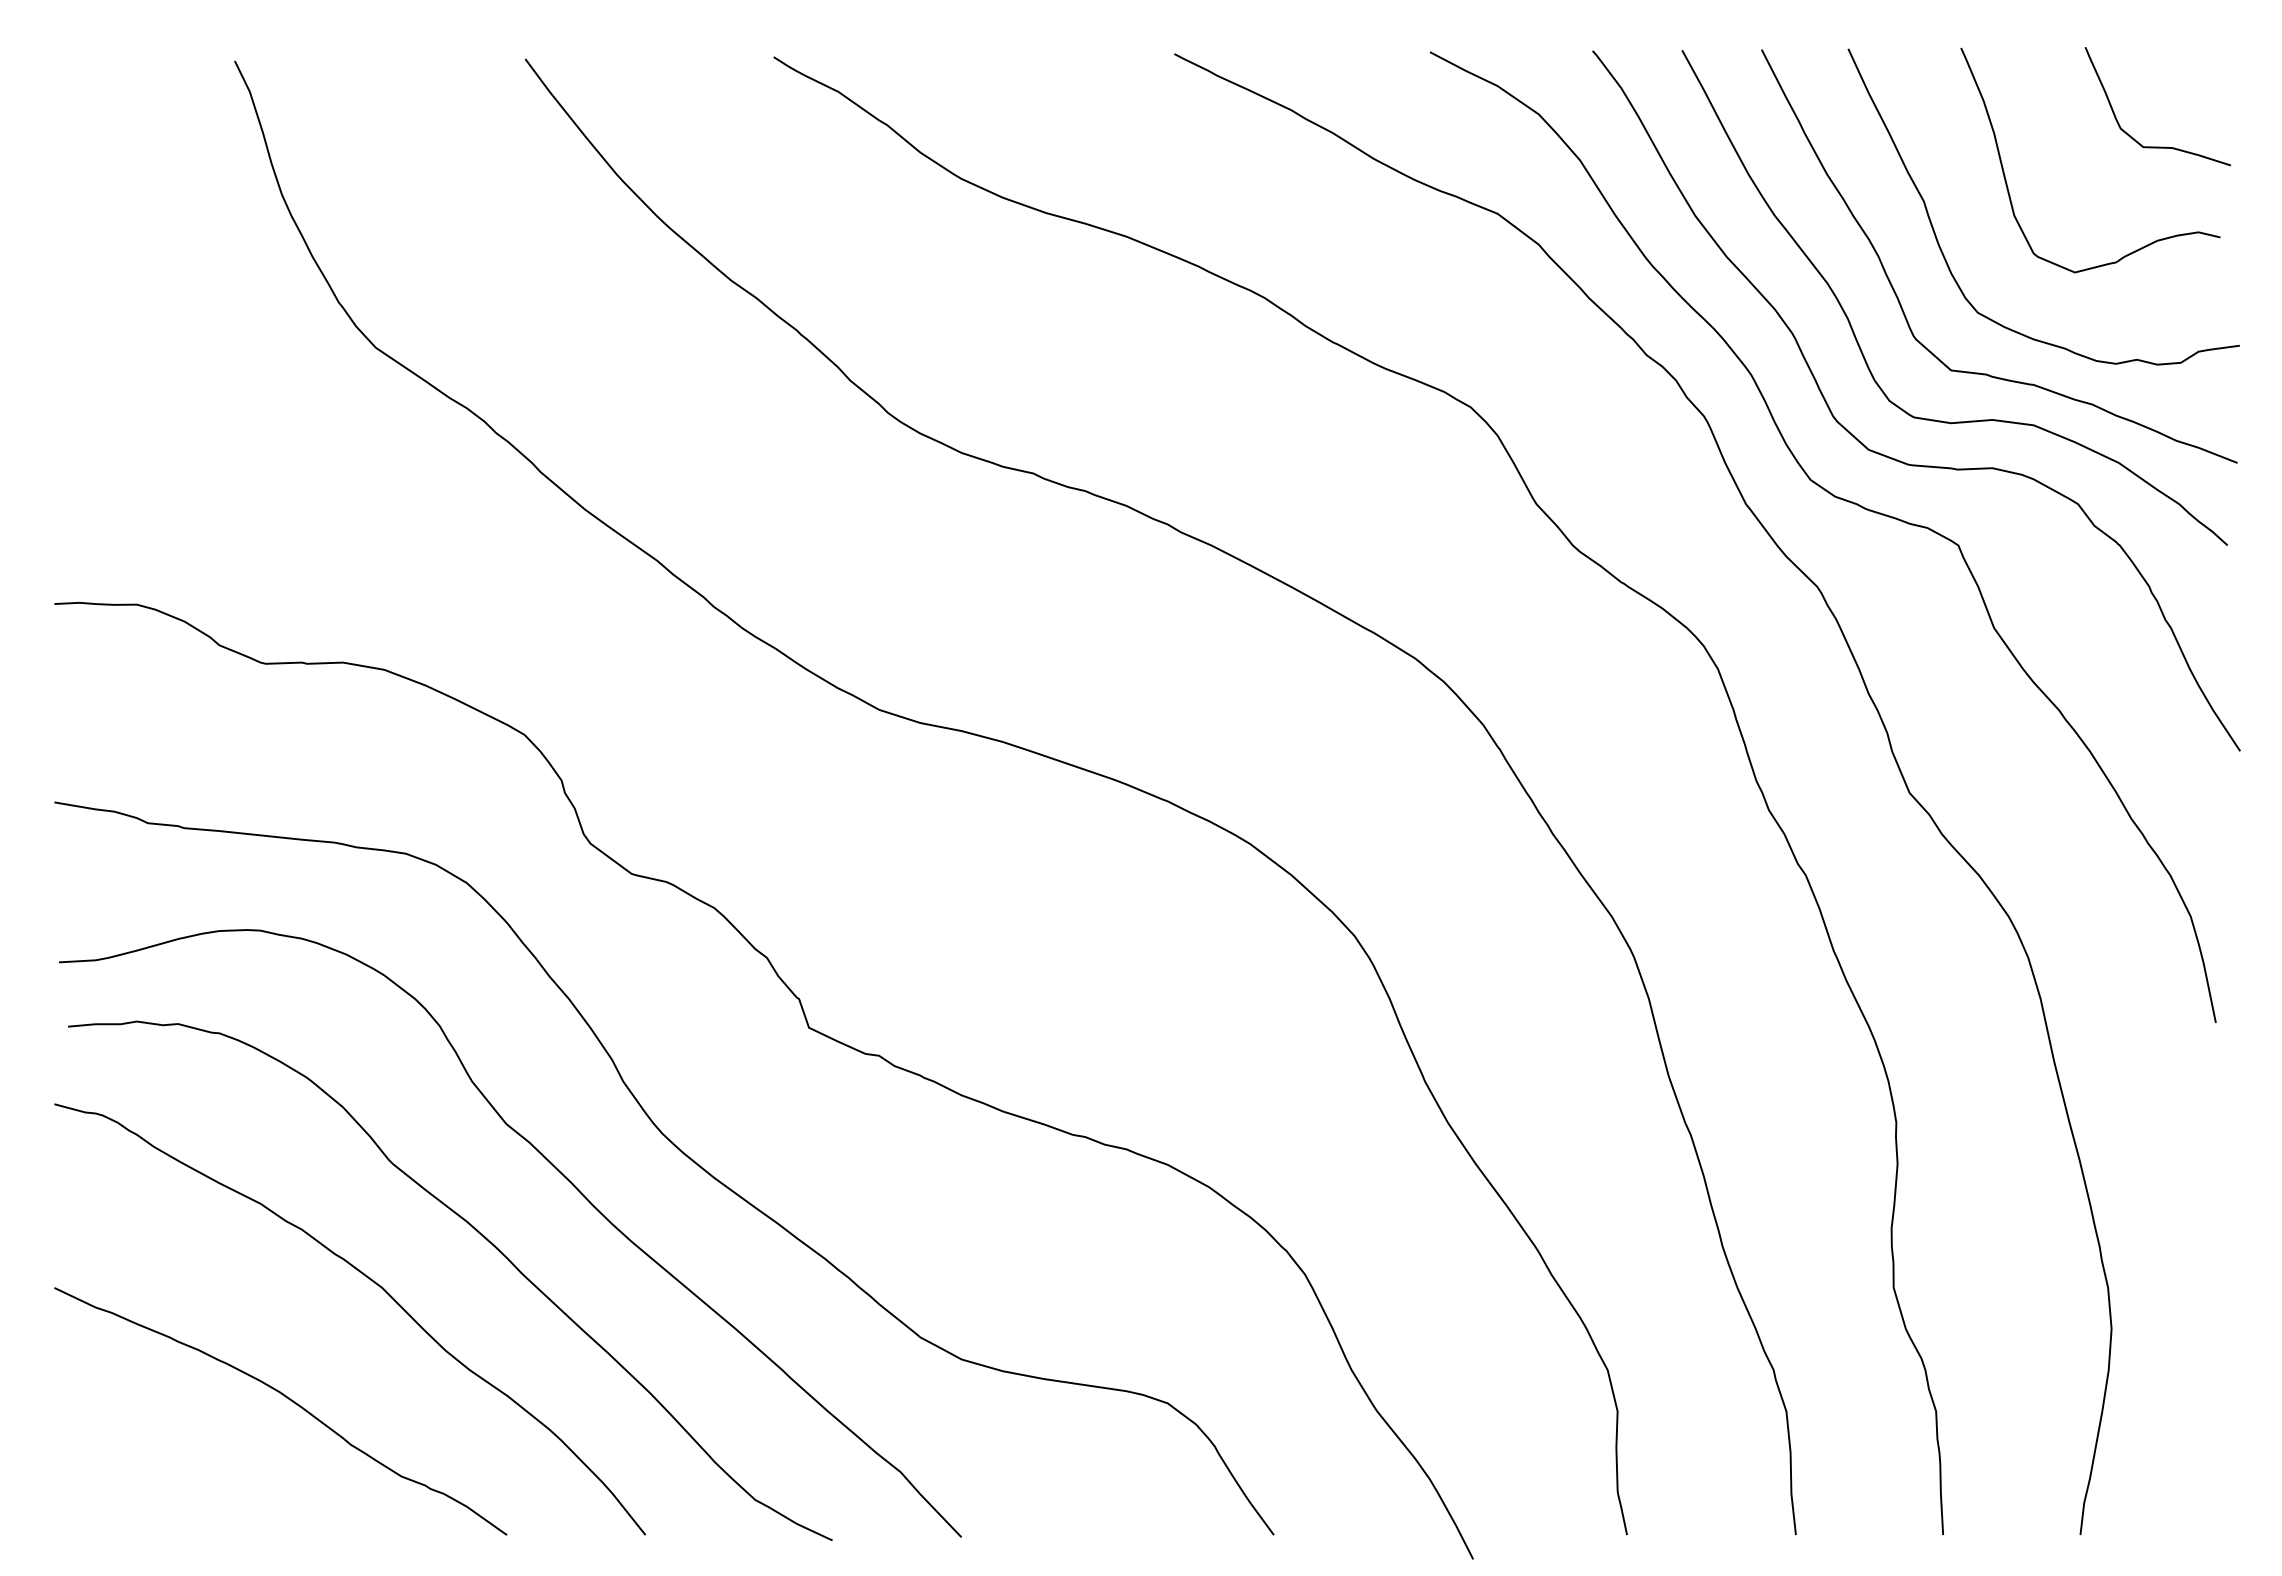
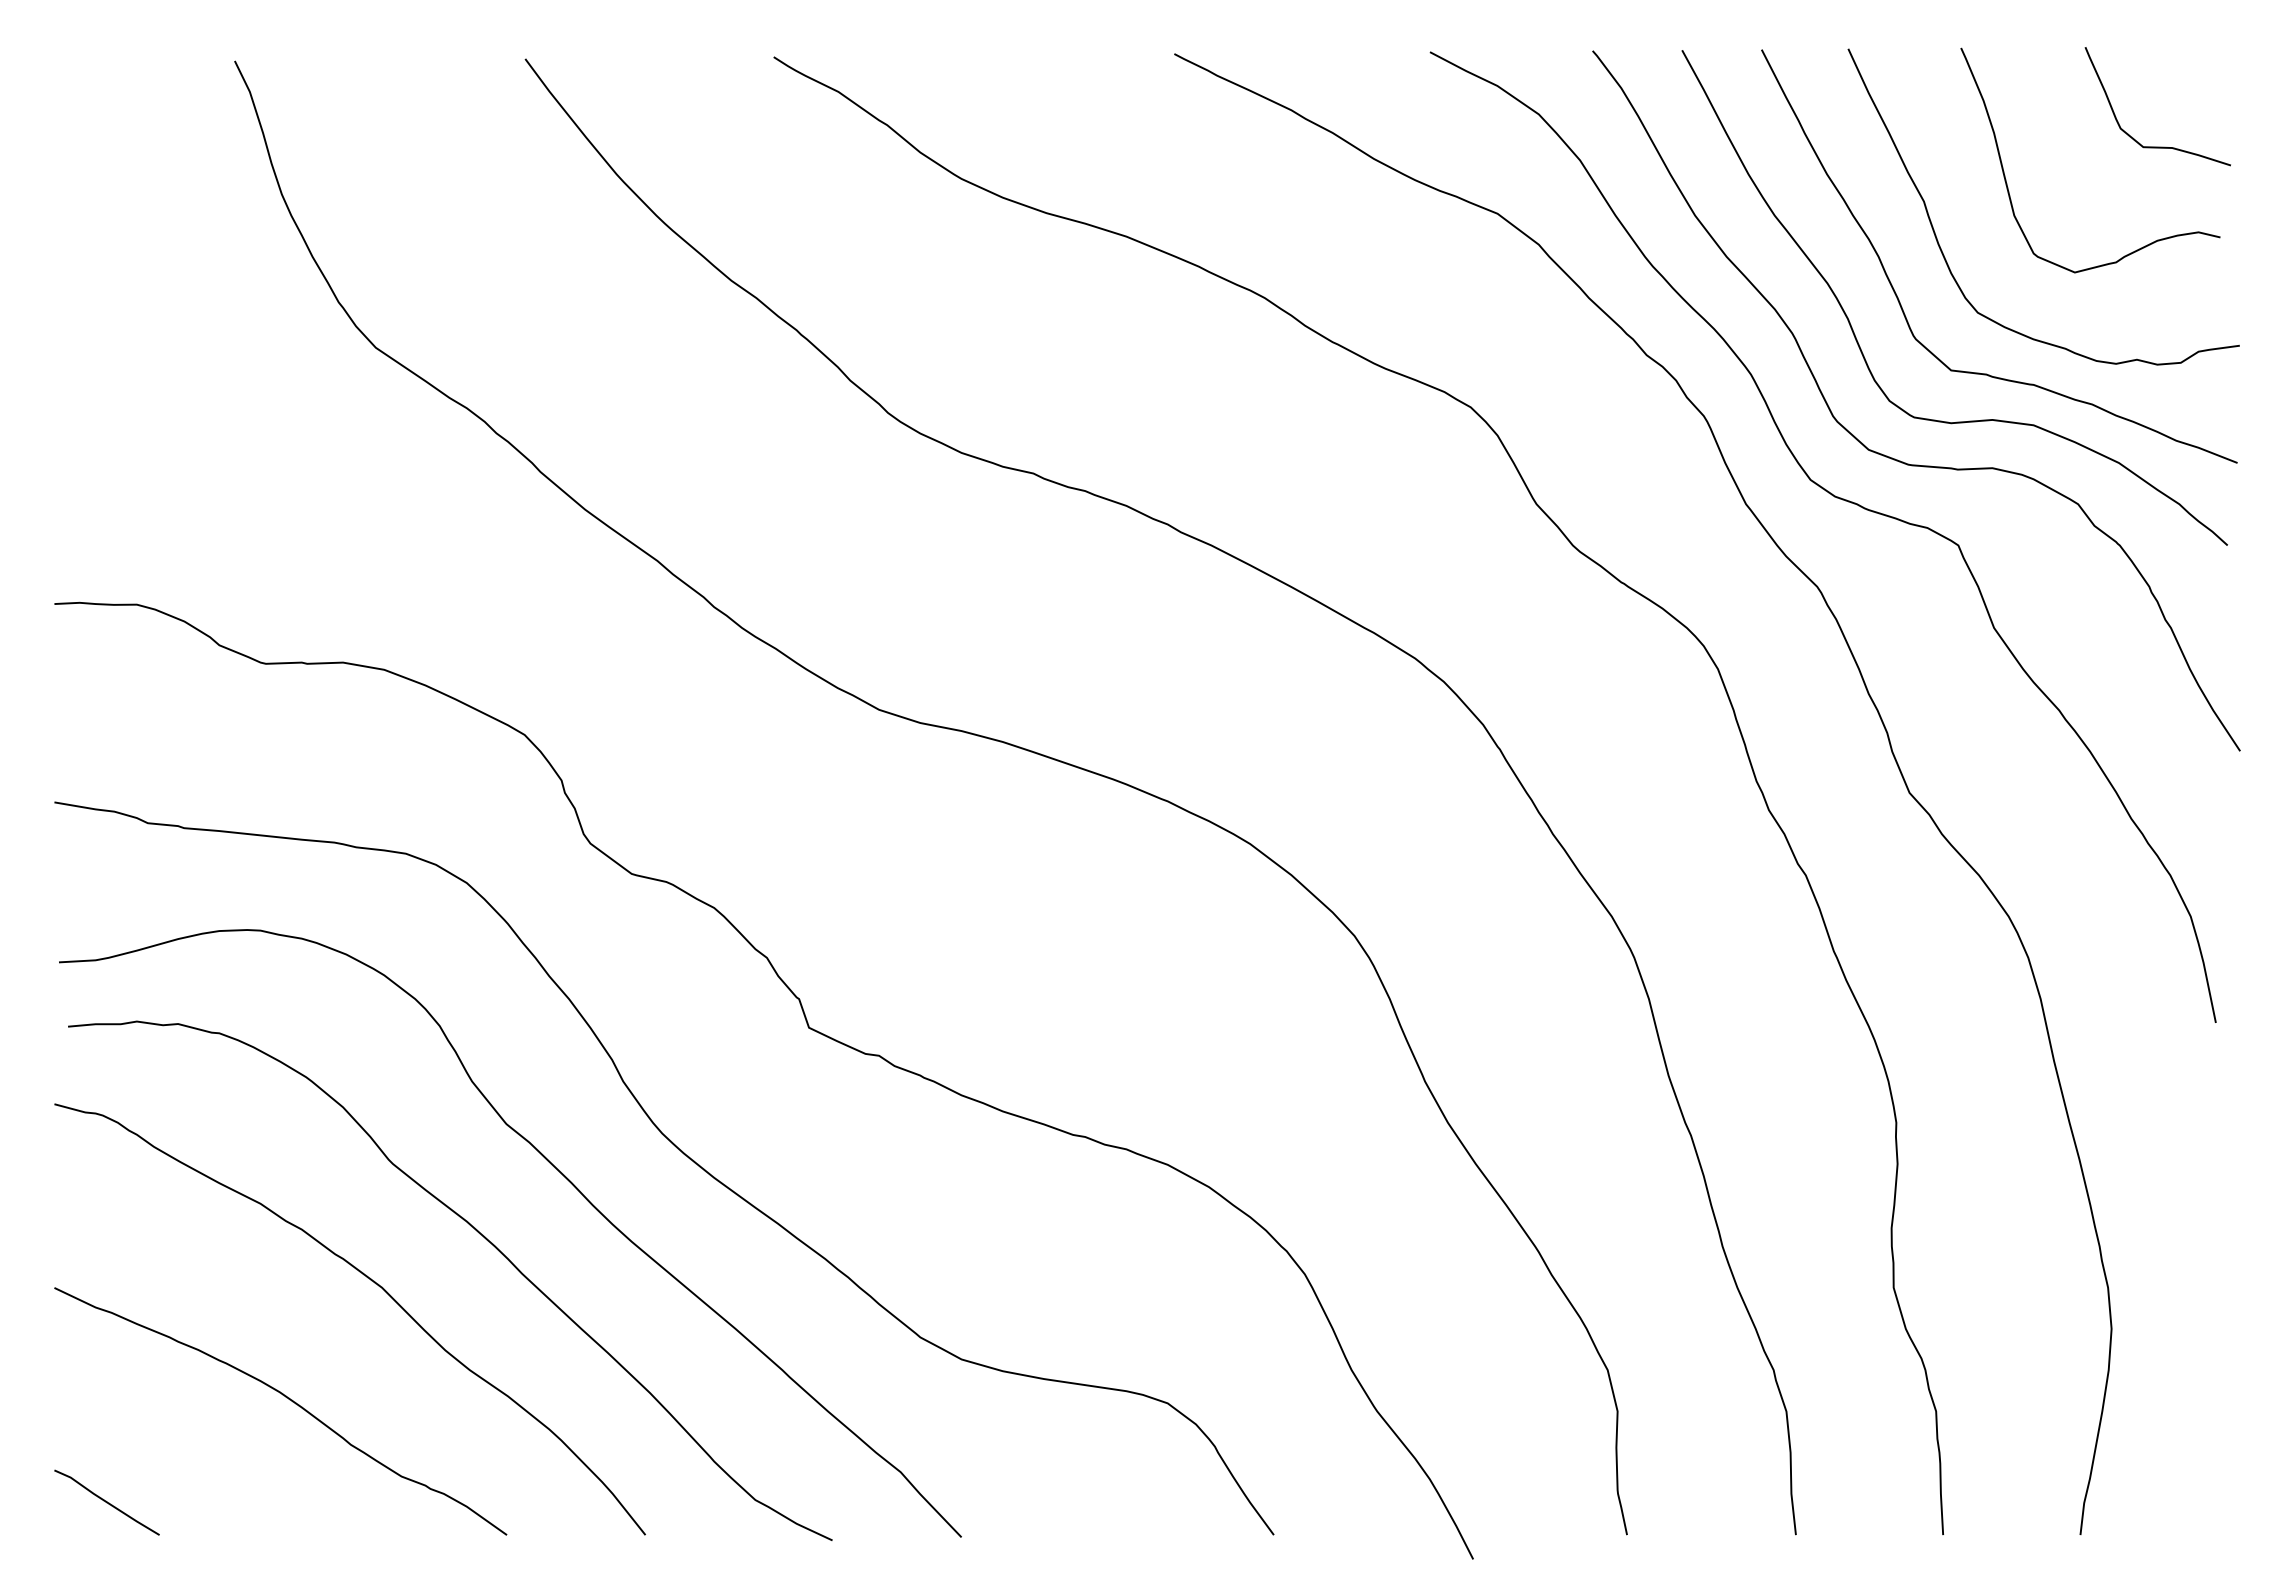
line: none -> present (106, 1502)
